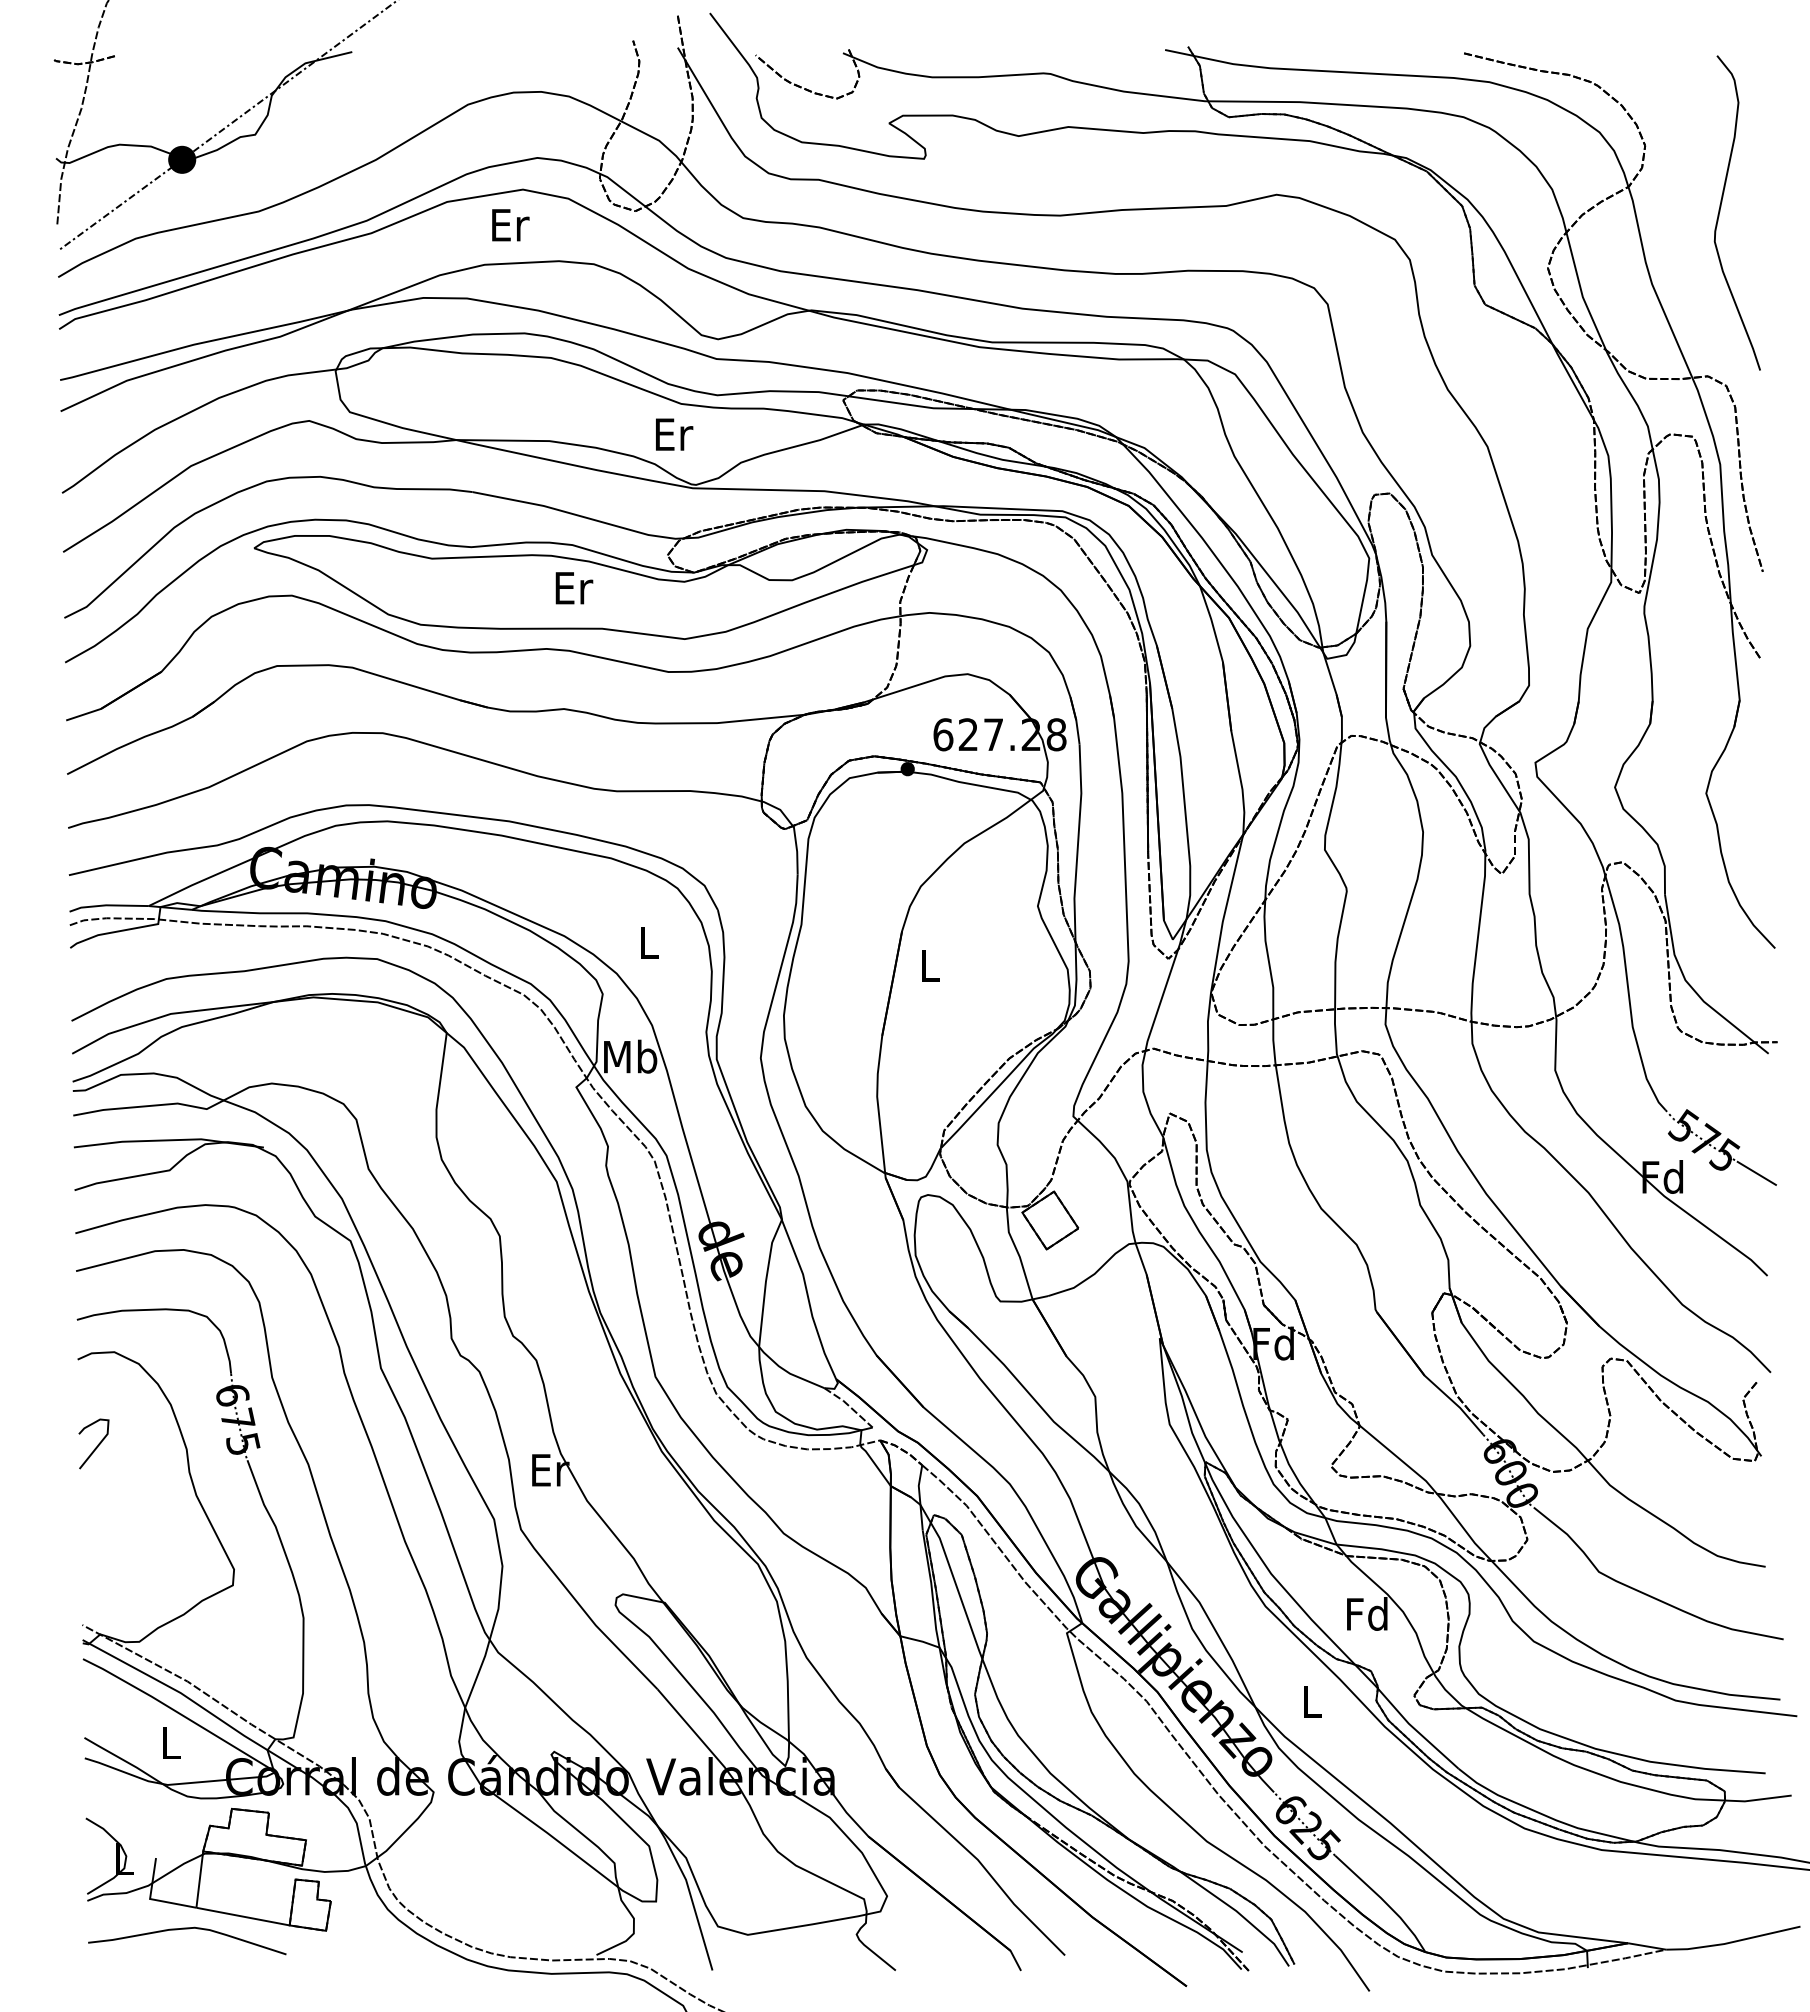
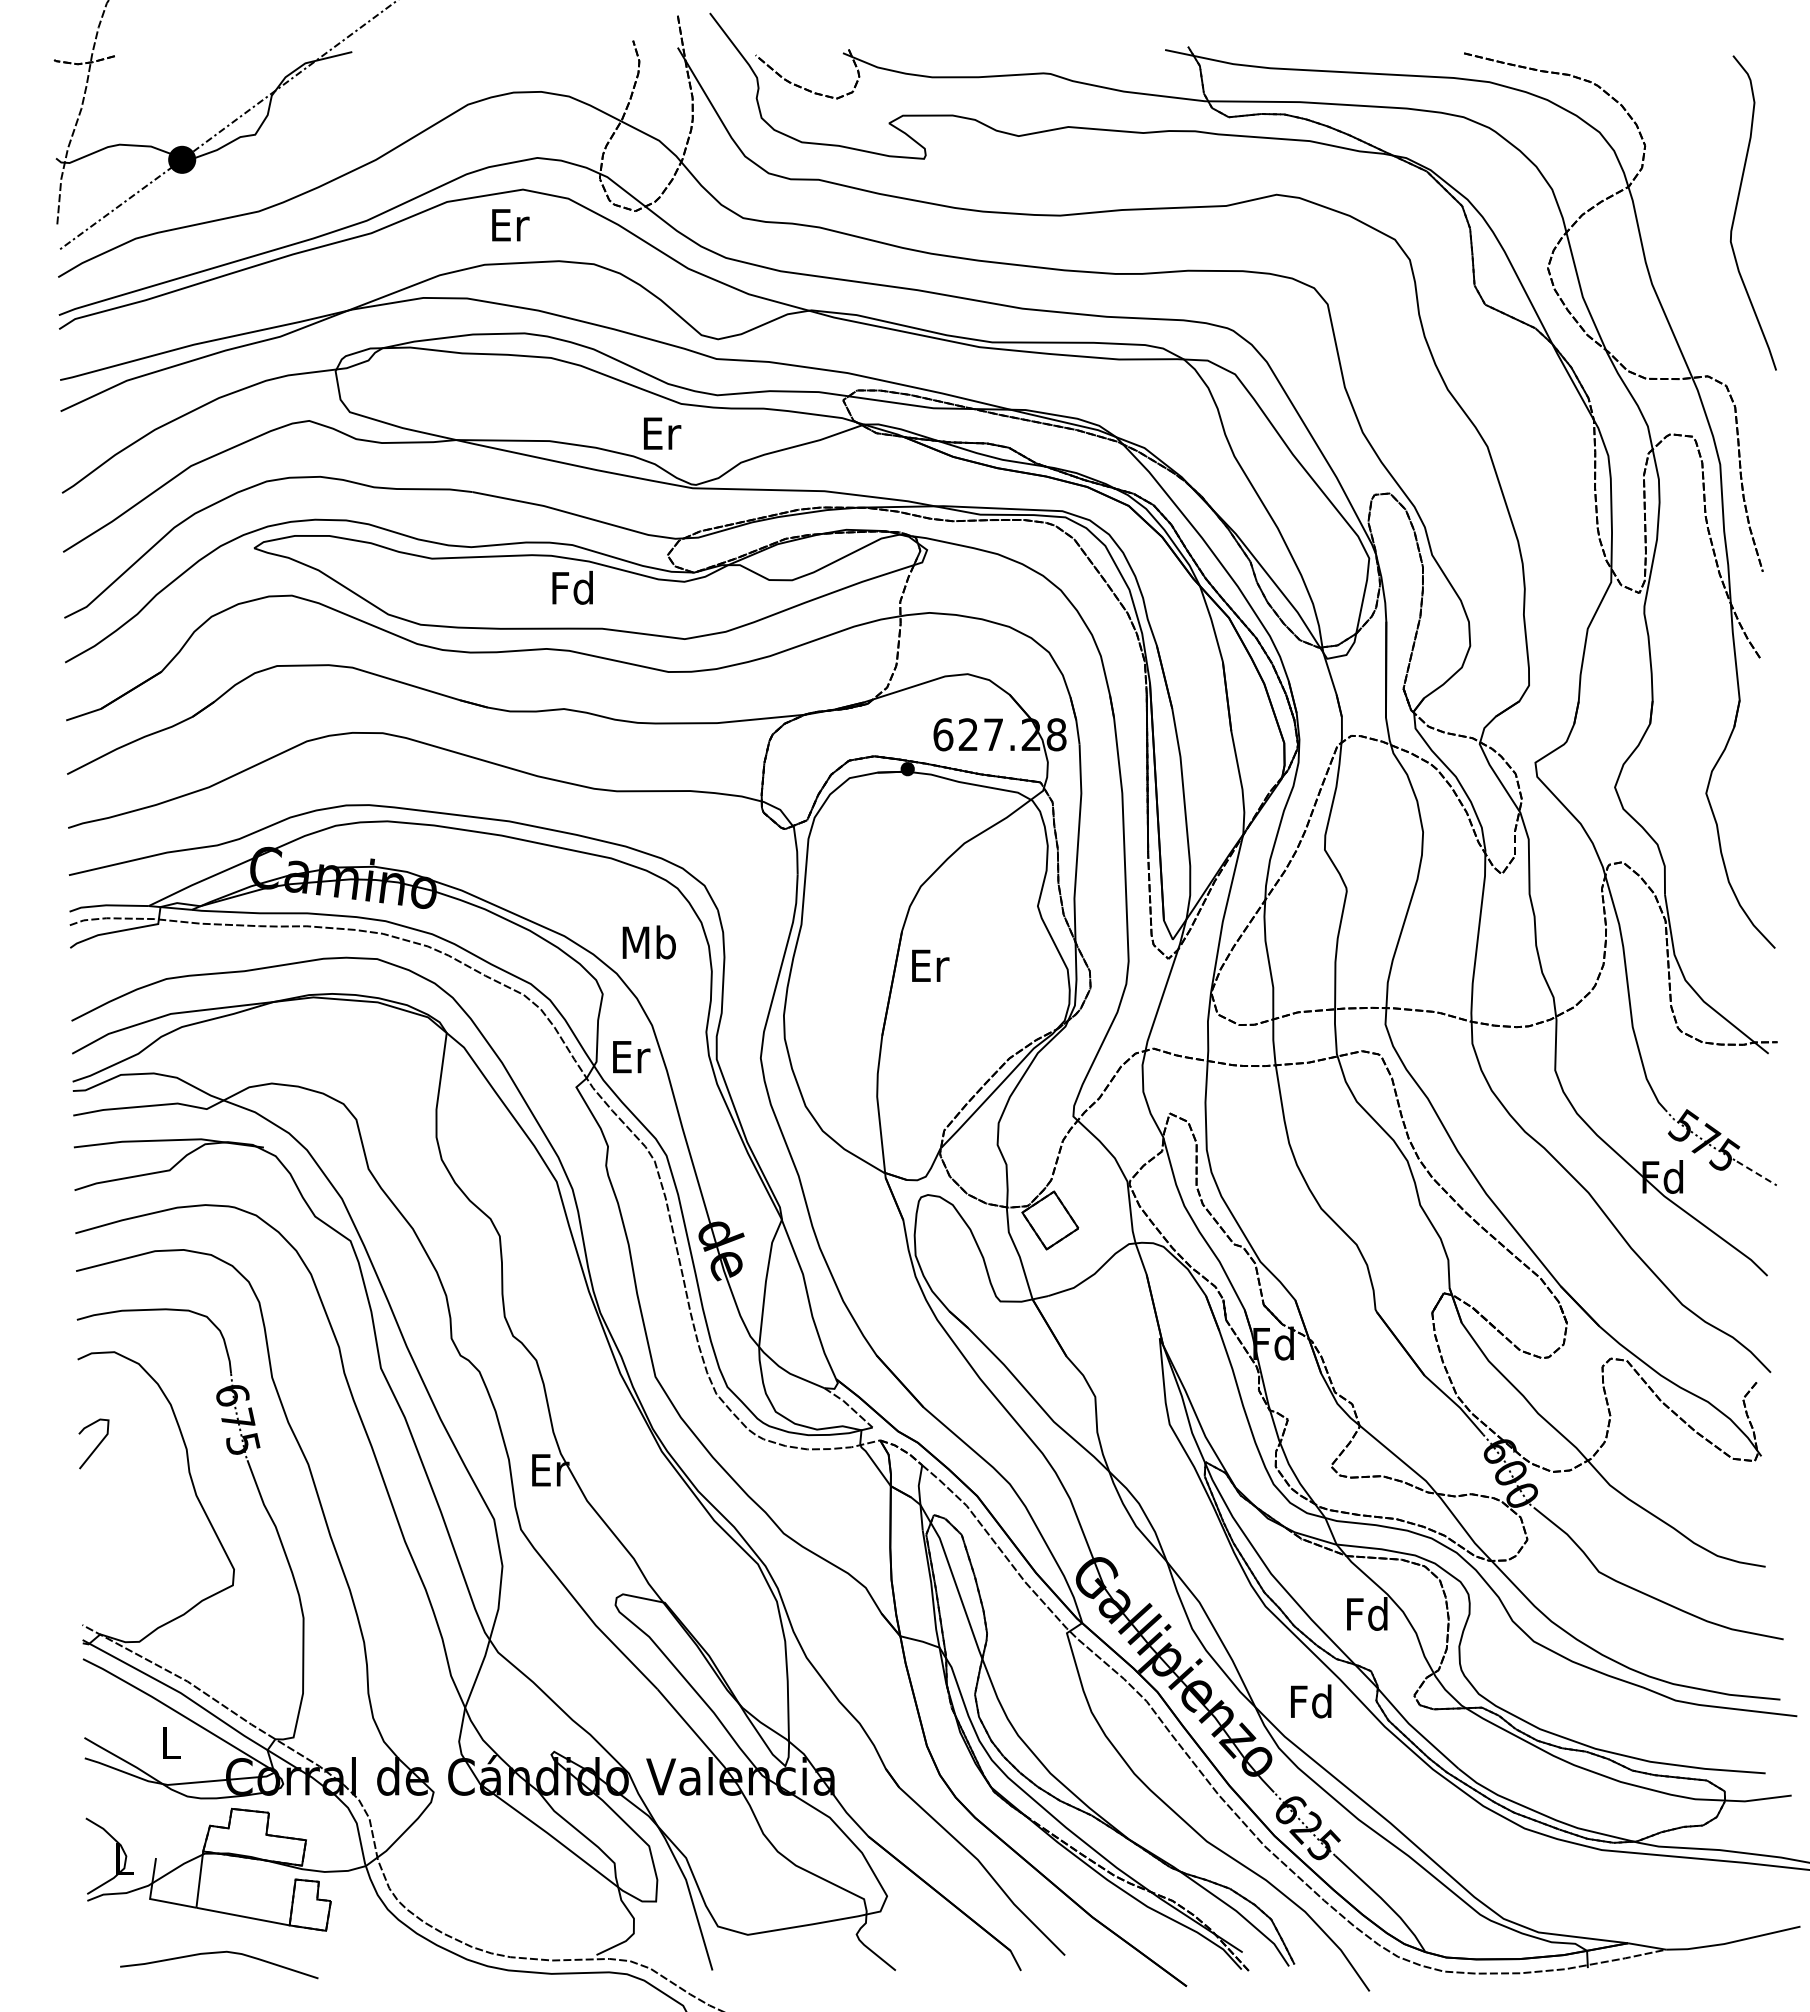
curve position: (1721, 207) -> (1737, 207) (1737, 207)
text position: (674, 434) -> (662, 433) (662, 433)
text: Er -> Fd (572, 587)
text: L -> Mb (648, 942)
text: L -> Er (930, 965)
text: Mb -> Er (630, 1056)
line: solid -> dashed (1757, 1173)
text: L -> Fd (1311, 1701)
curve position: (187, 1929) -> (219, 1953) (219, 1953)
